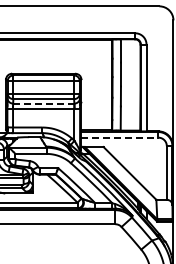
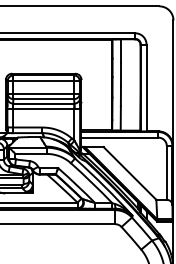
line: dashed -> solid (43, 103)
line: dashed -> solid (119, 137)
